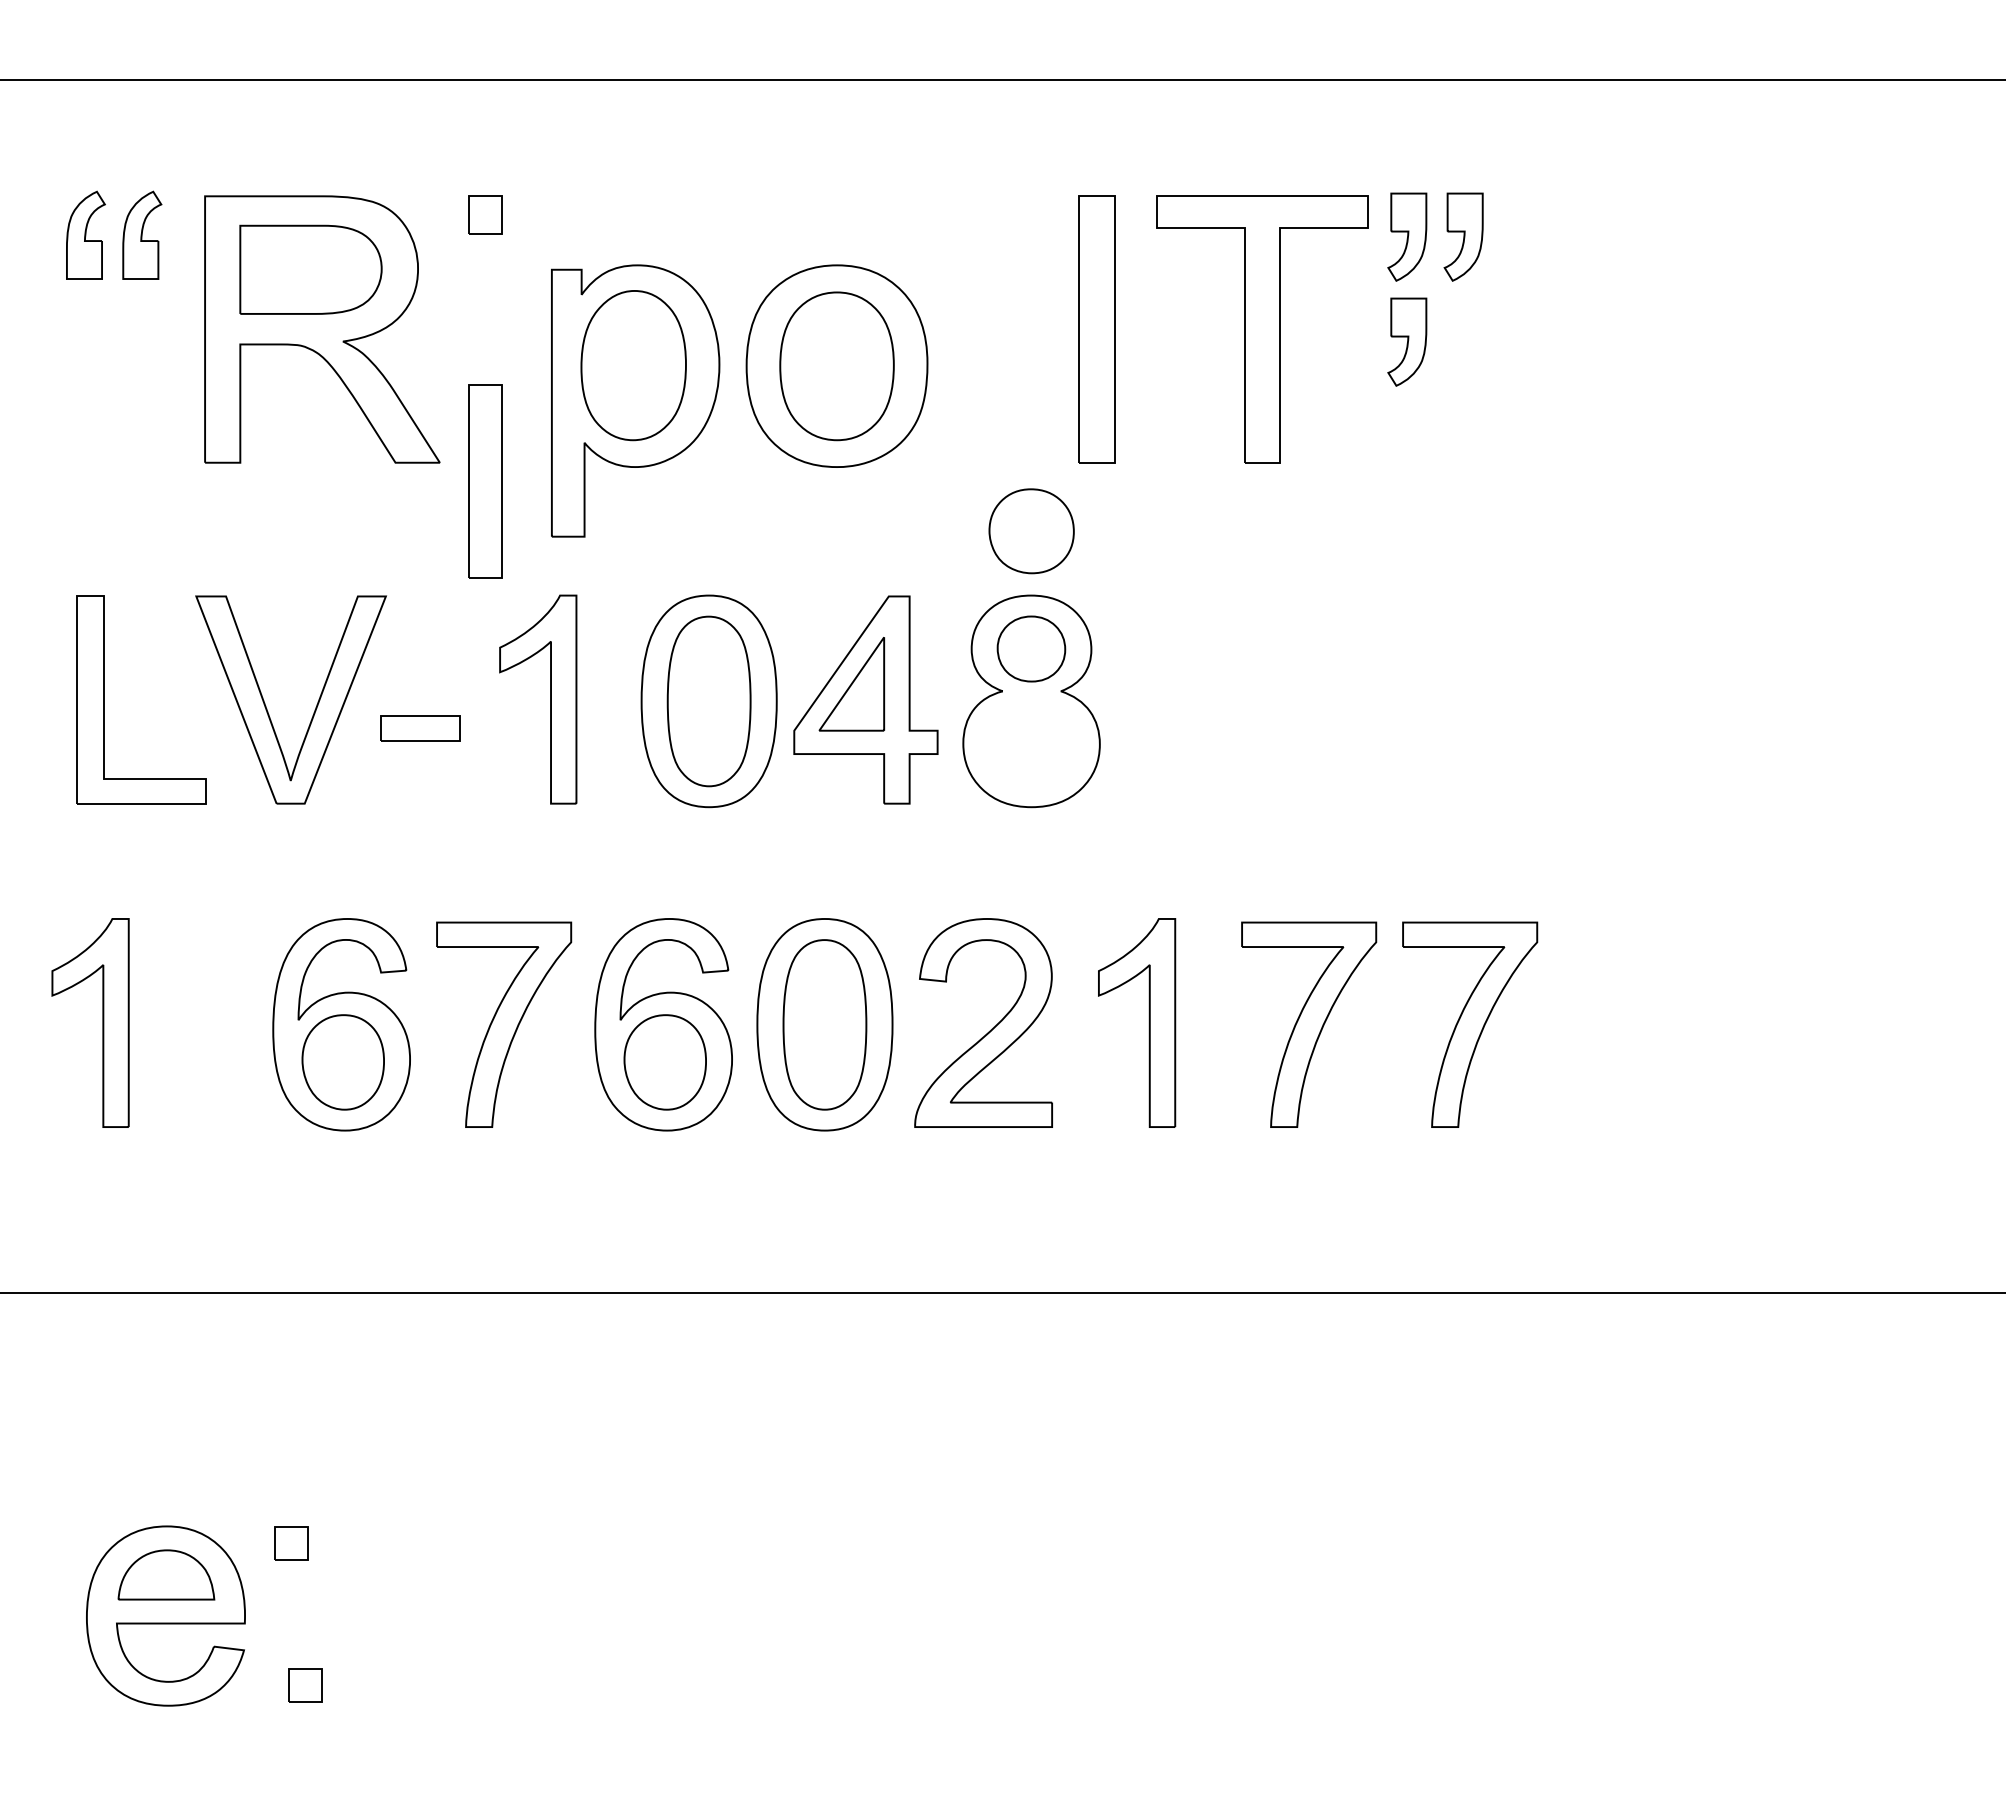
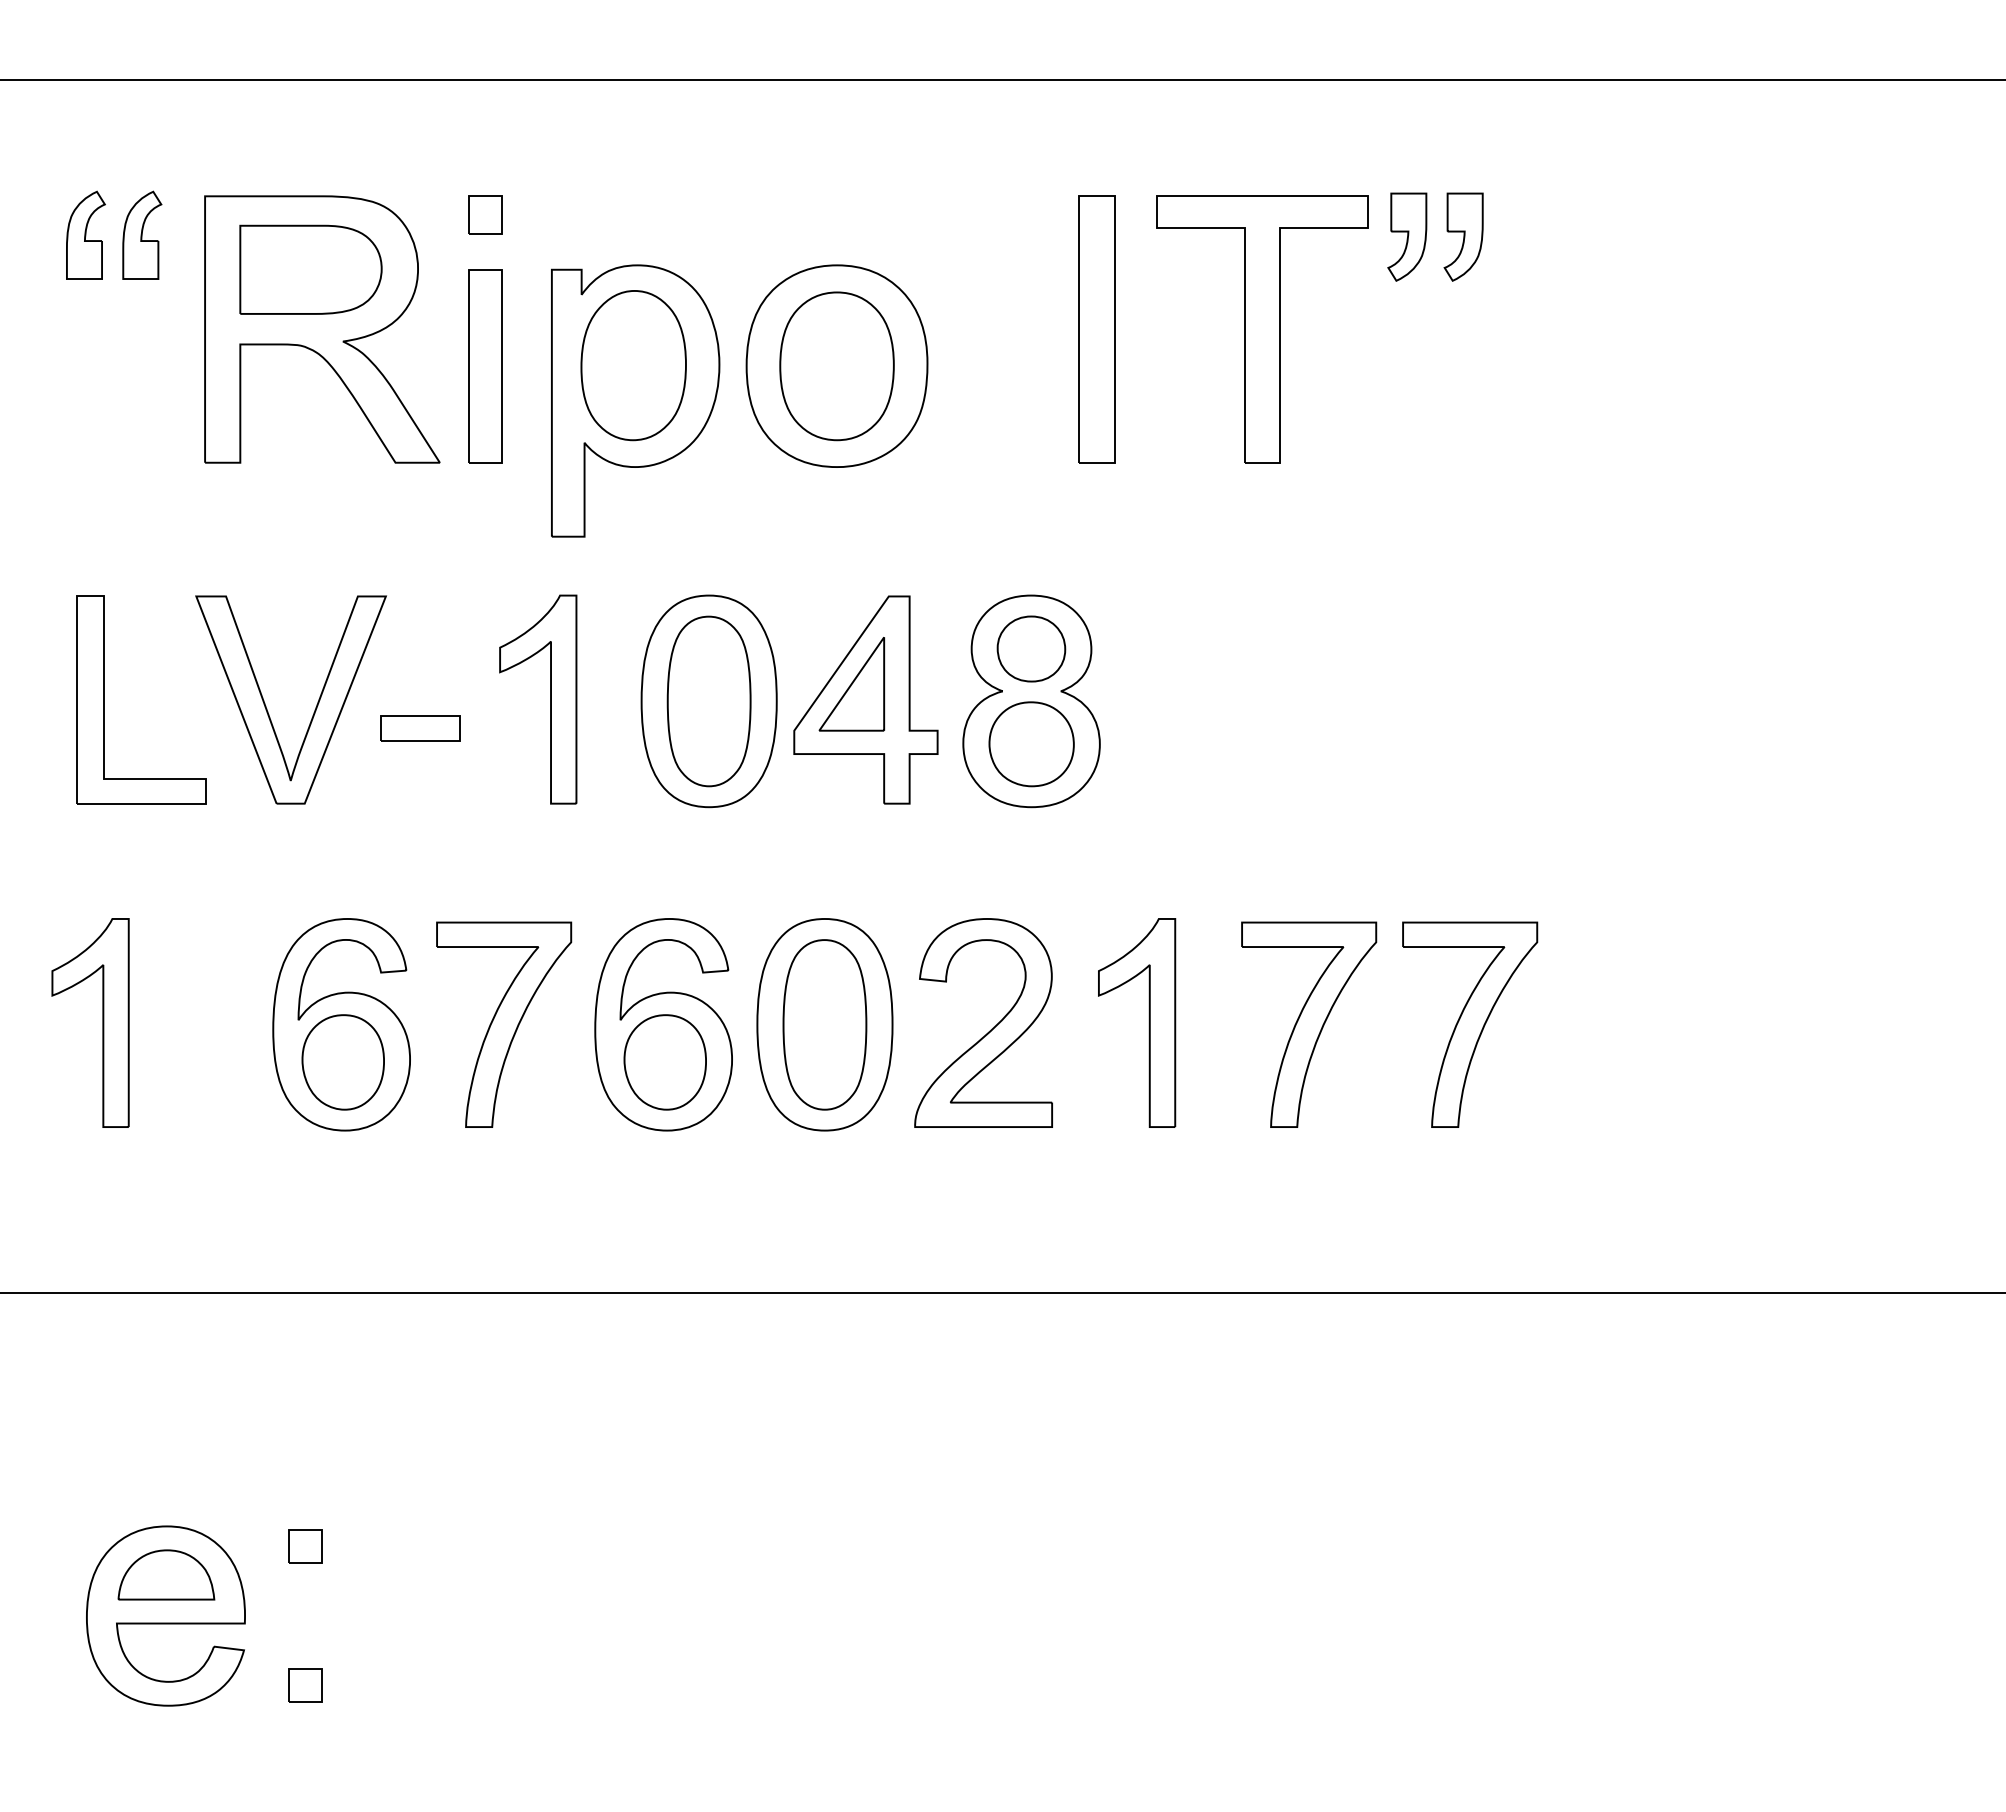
part: present -> none (1407, 341)
part position: (485, 481) -> (485, 366) (485, 366)
part position: (1031, 531) -> (1031, 744) (1031, 744)
part position: (291, 1543) -> (305, 1546) (305, 1546)
